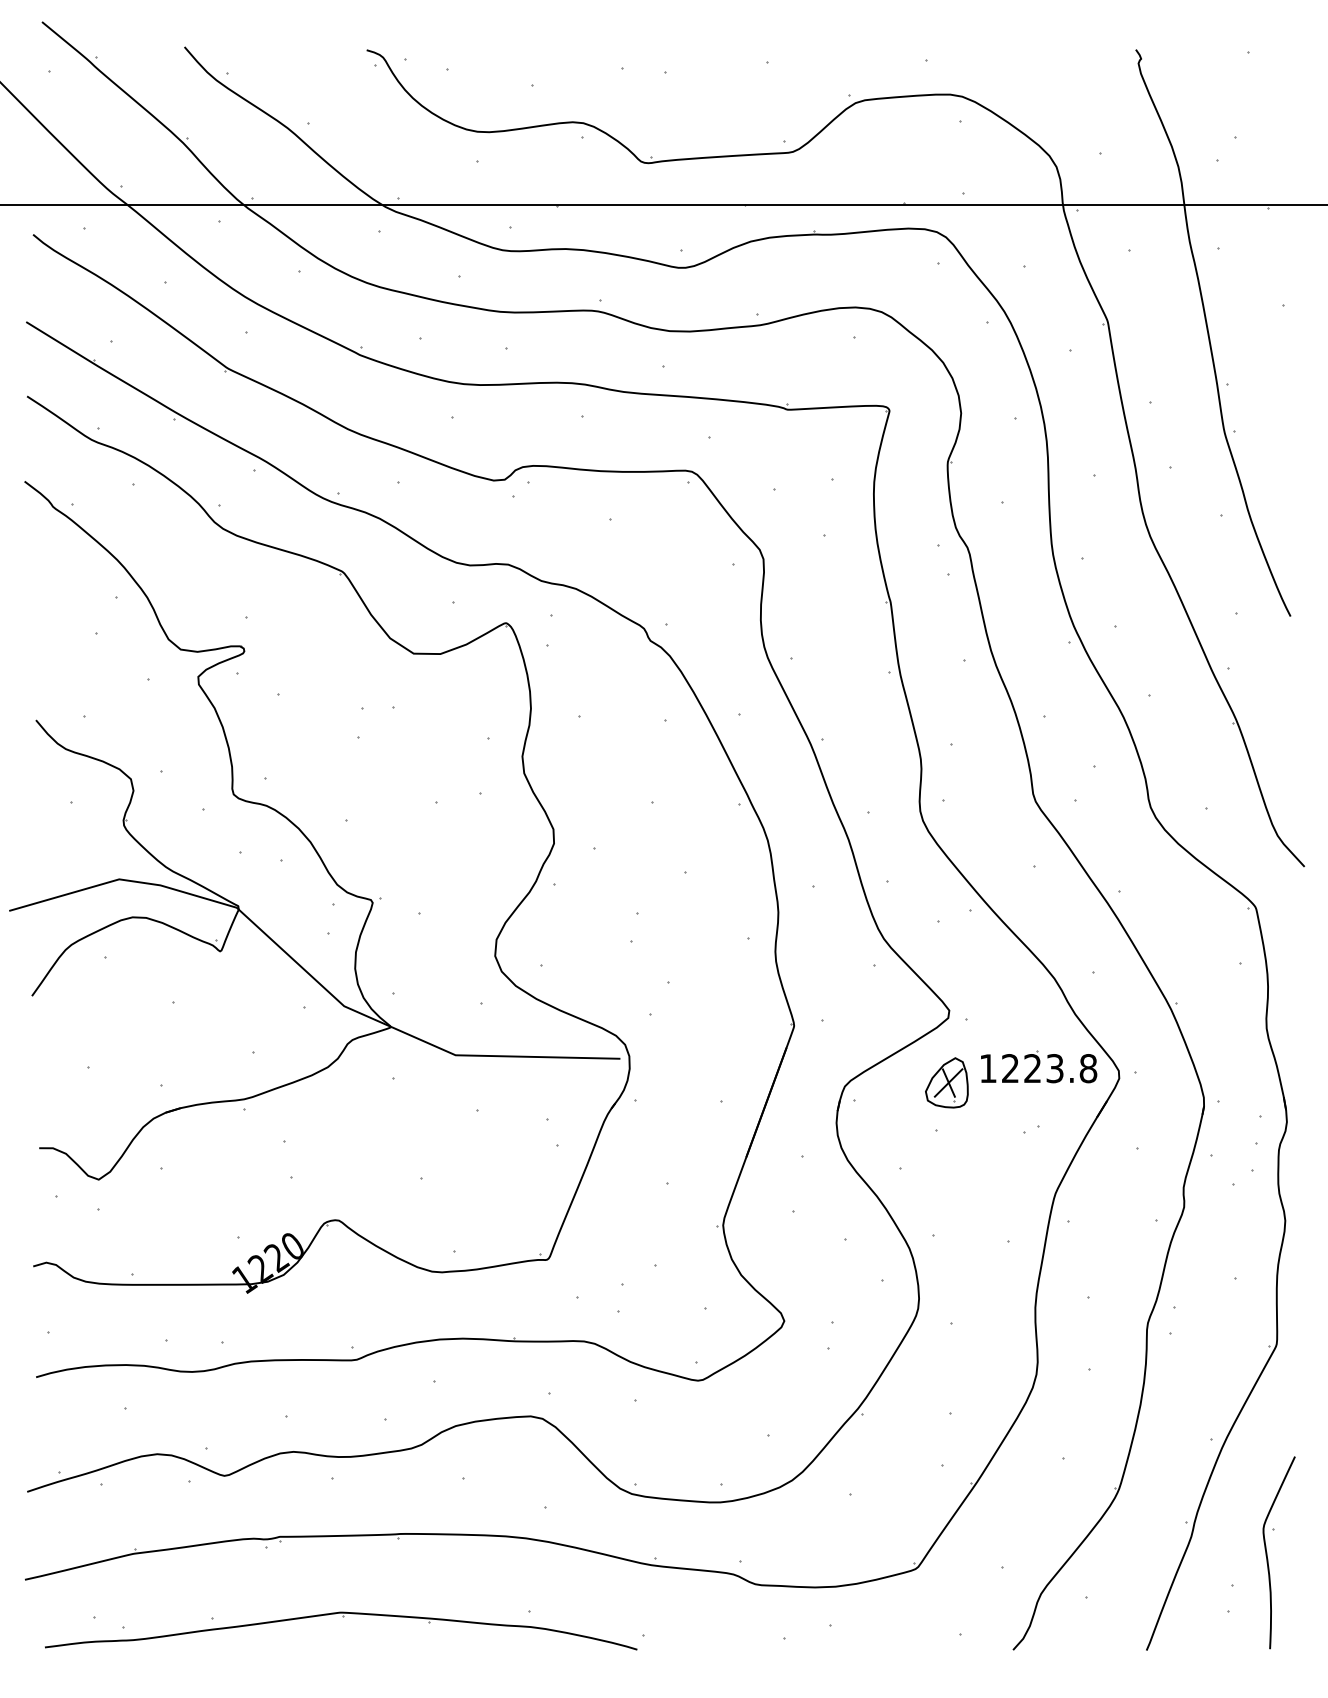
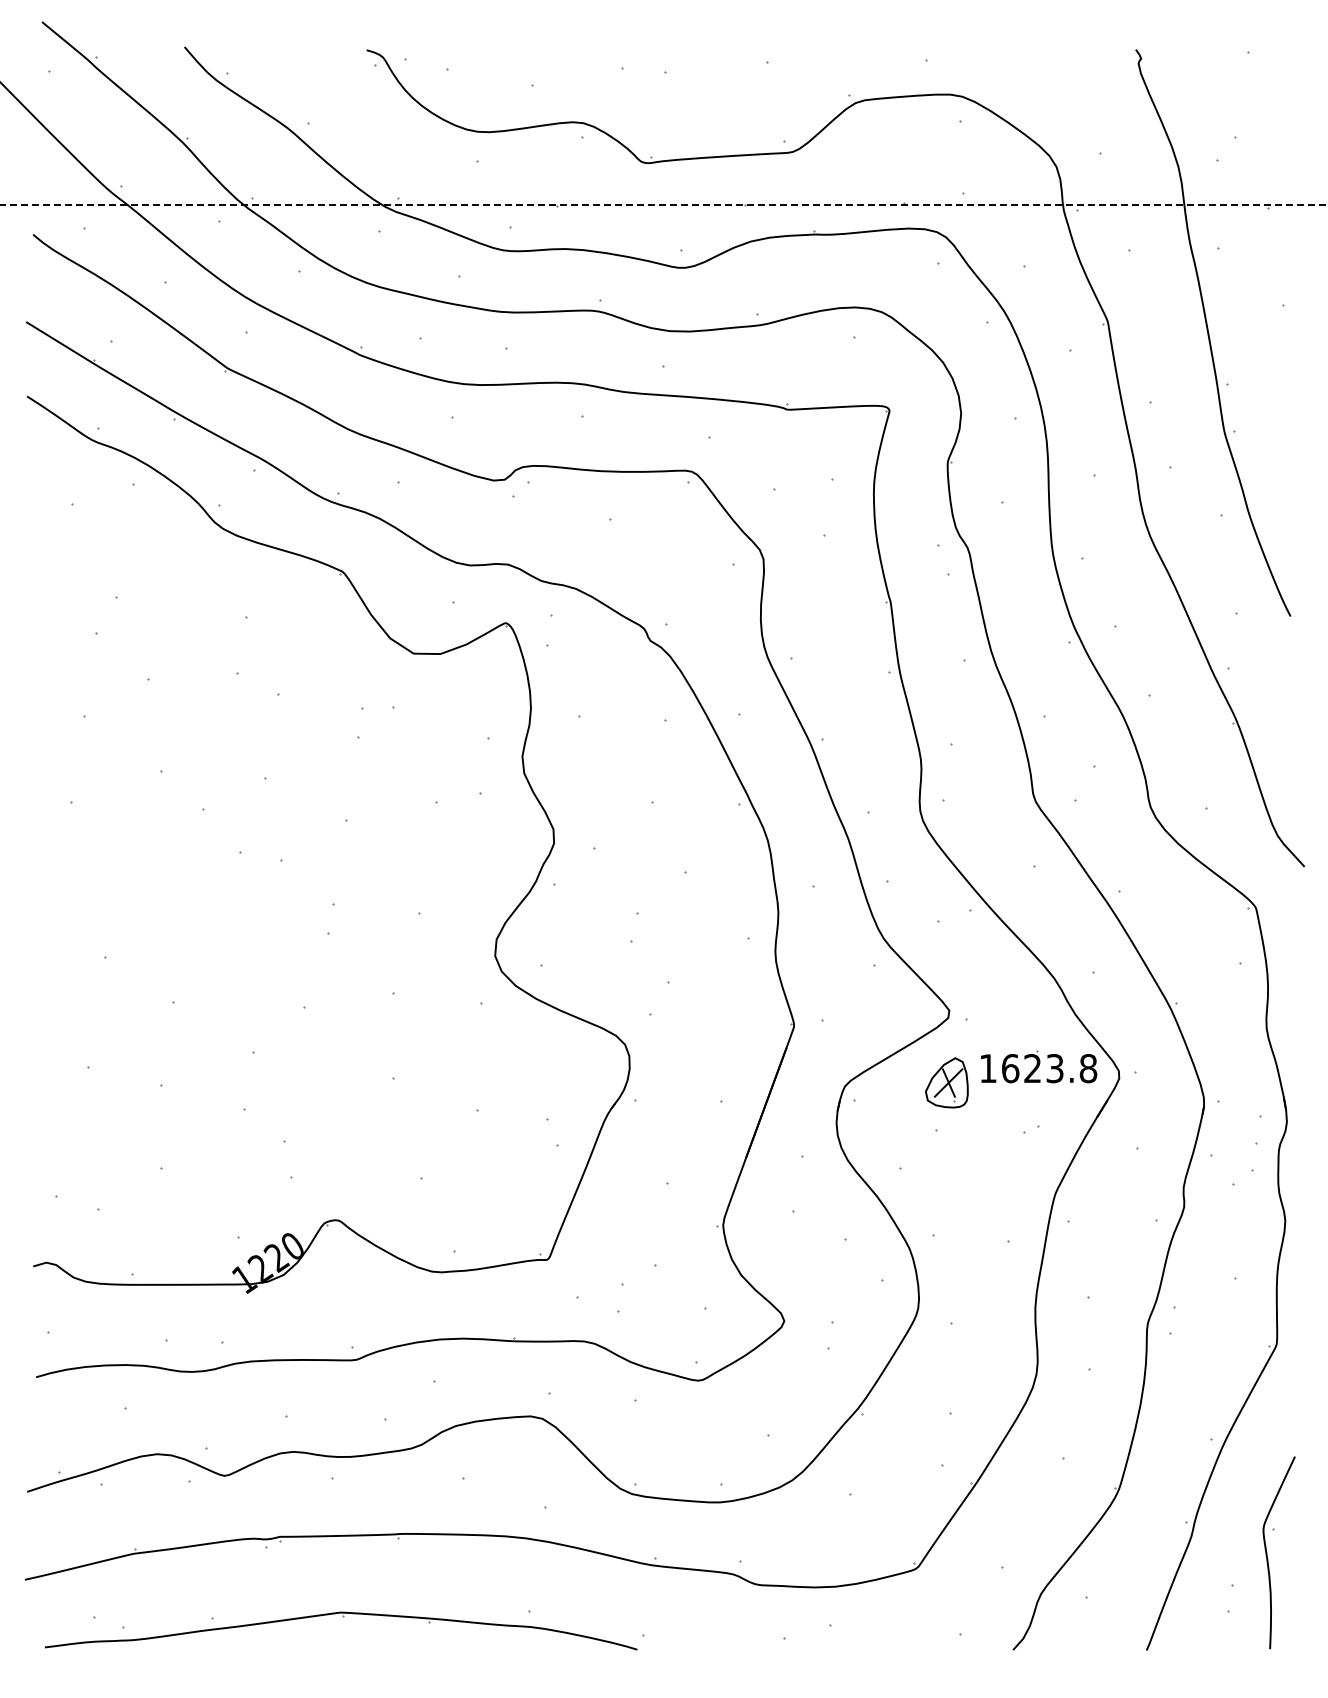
line: solid -> dashed (663, 205)
part: present -> none (305, 834)
text: 1223.8 -> 1623.8 (1010, 1068)
